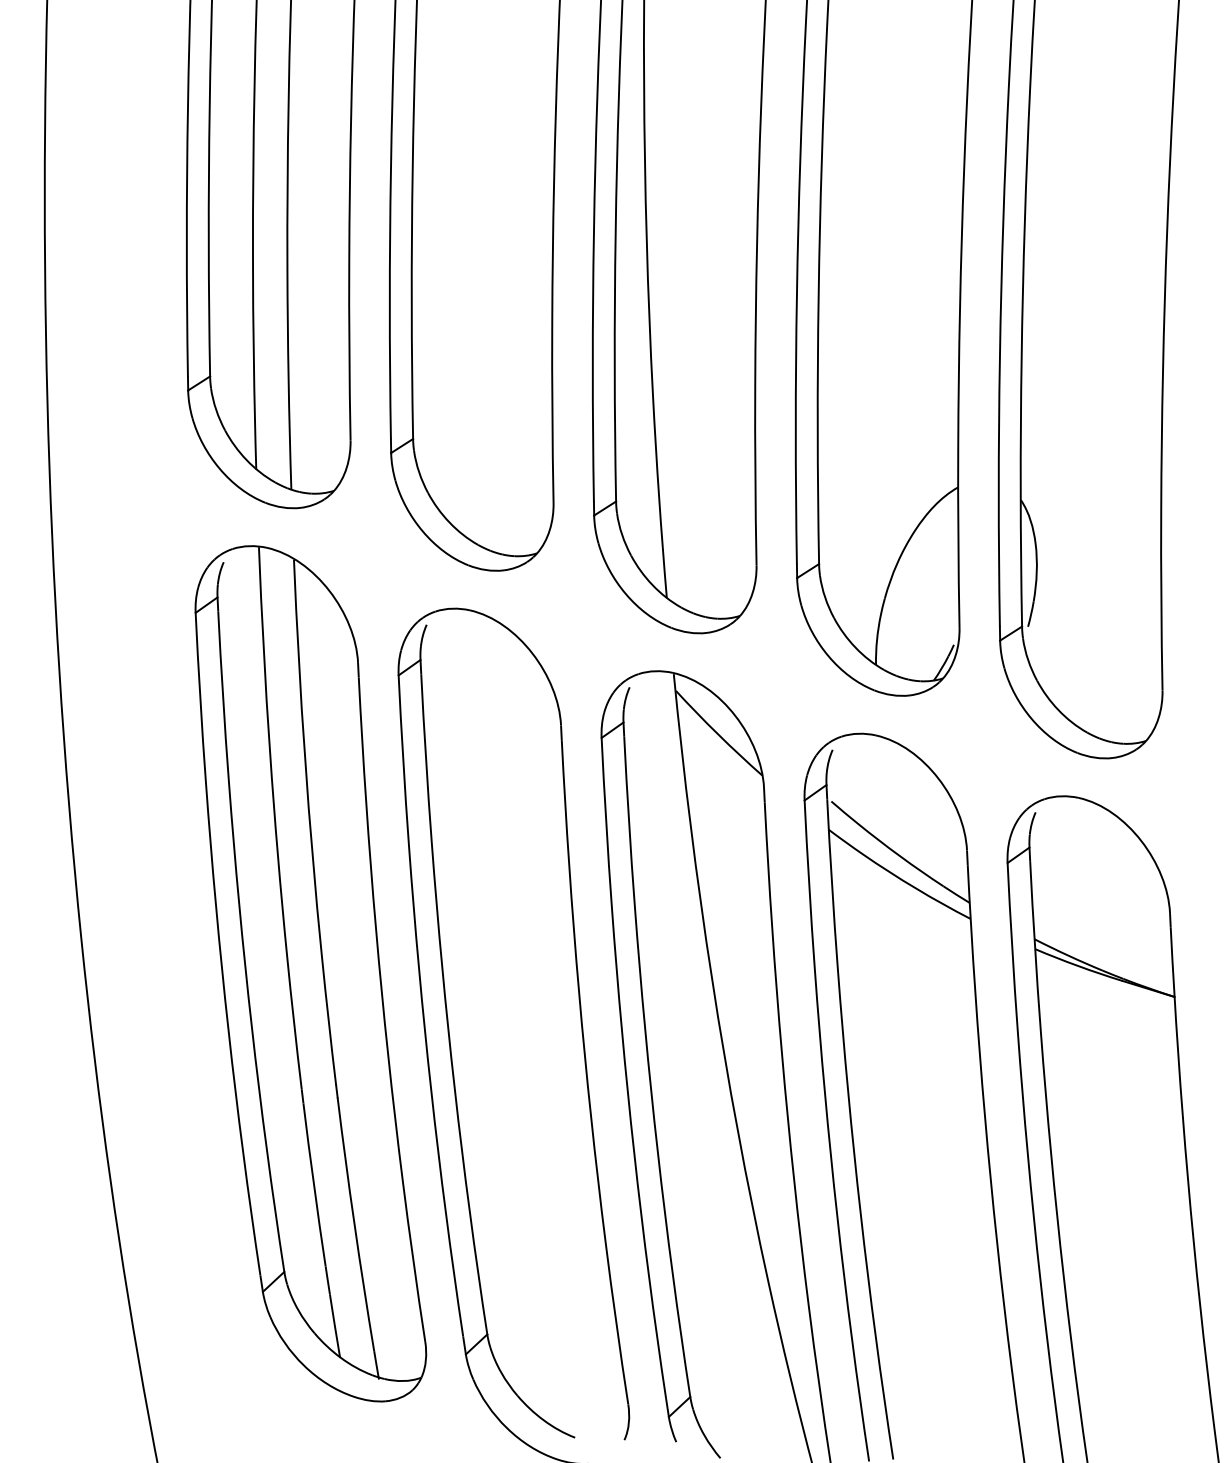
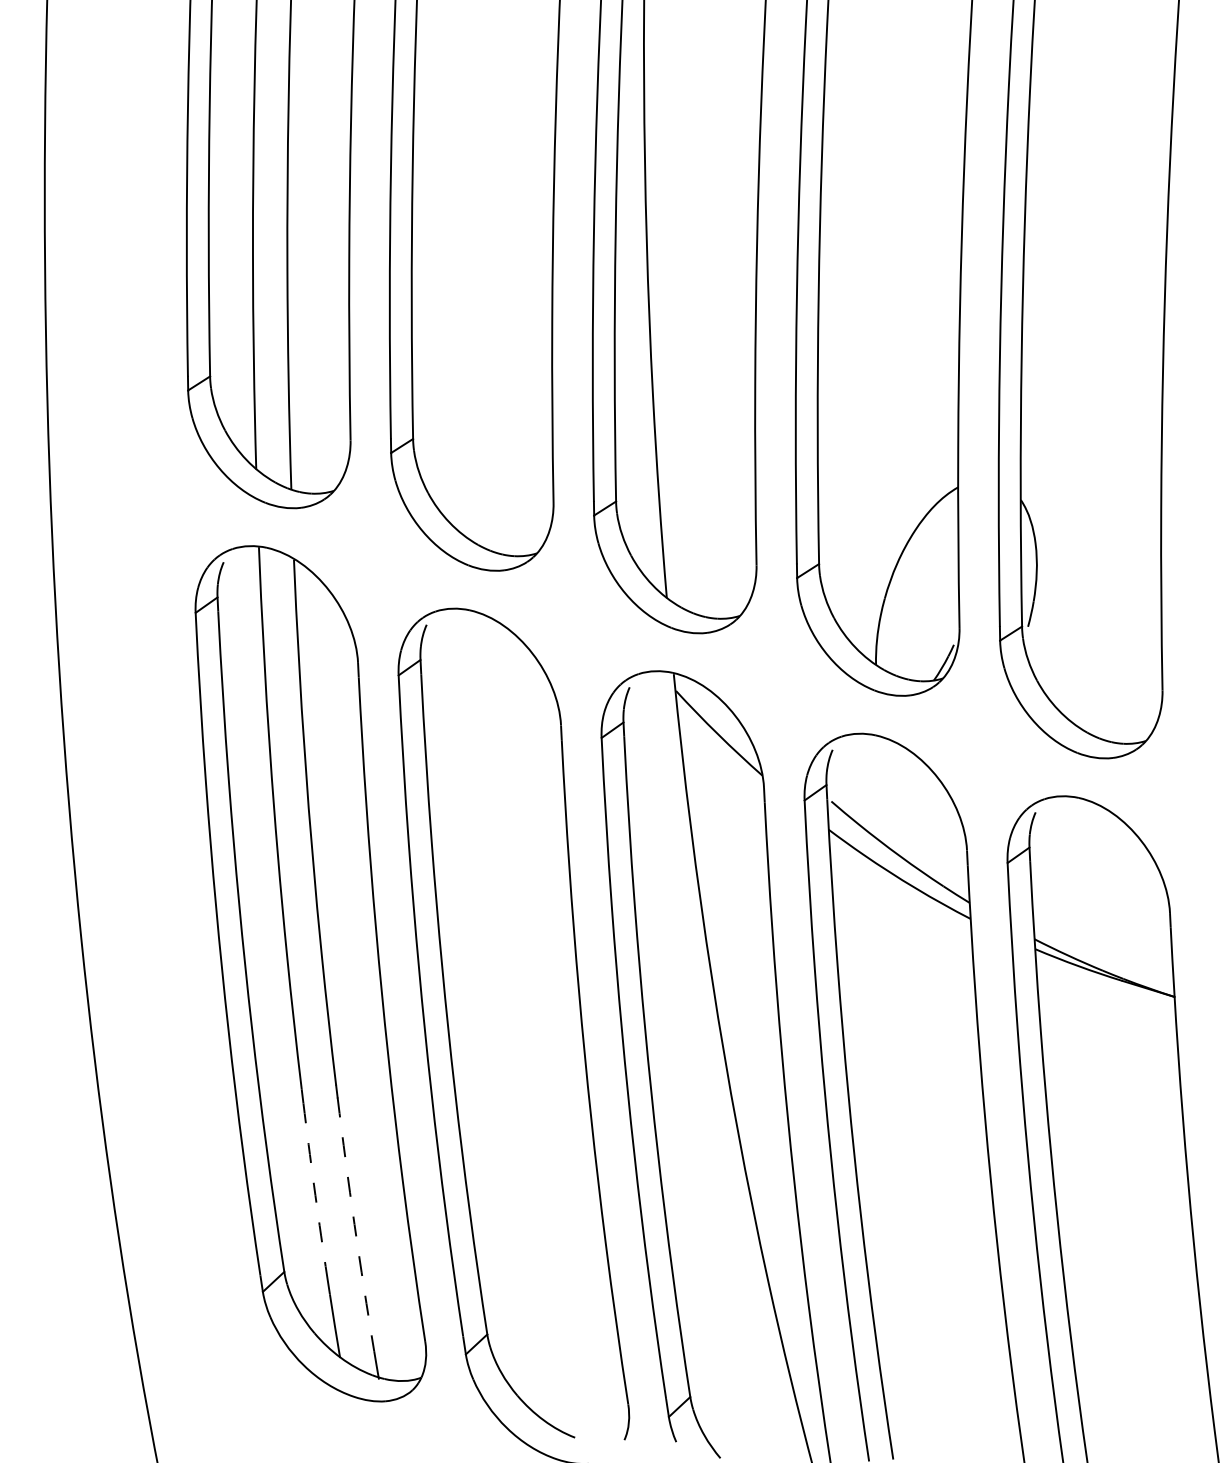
arc: solid -> dashed (314, 1185)
arc: solid -> dashed (354, 1224)
